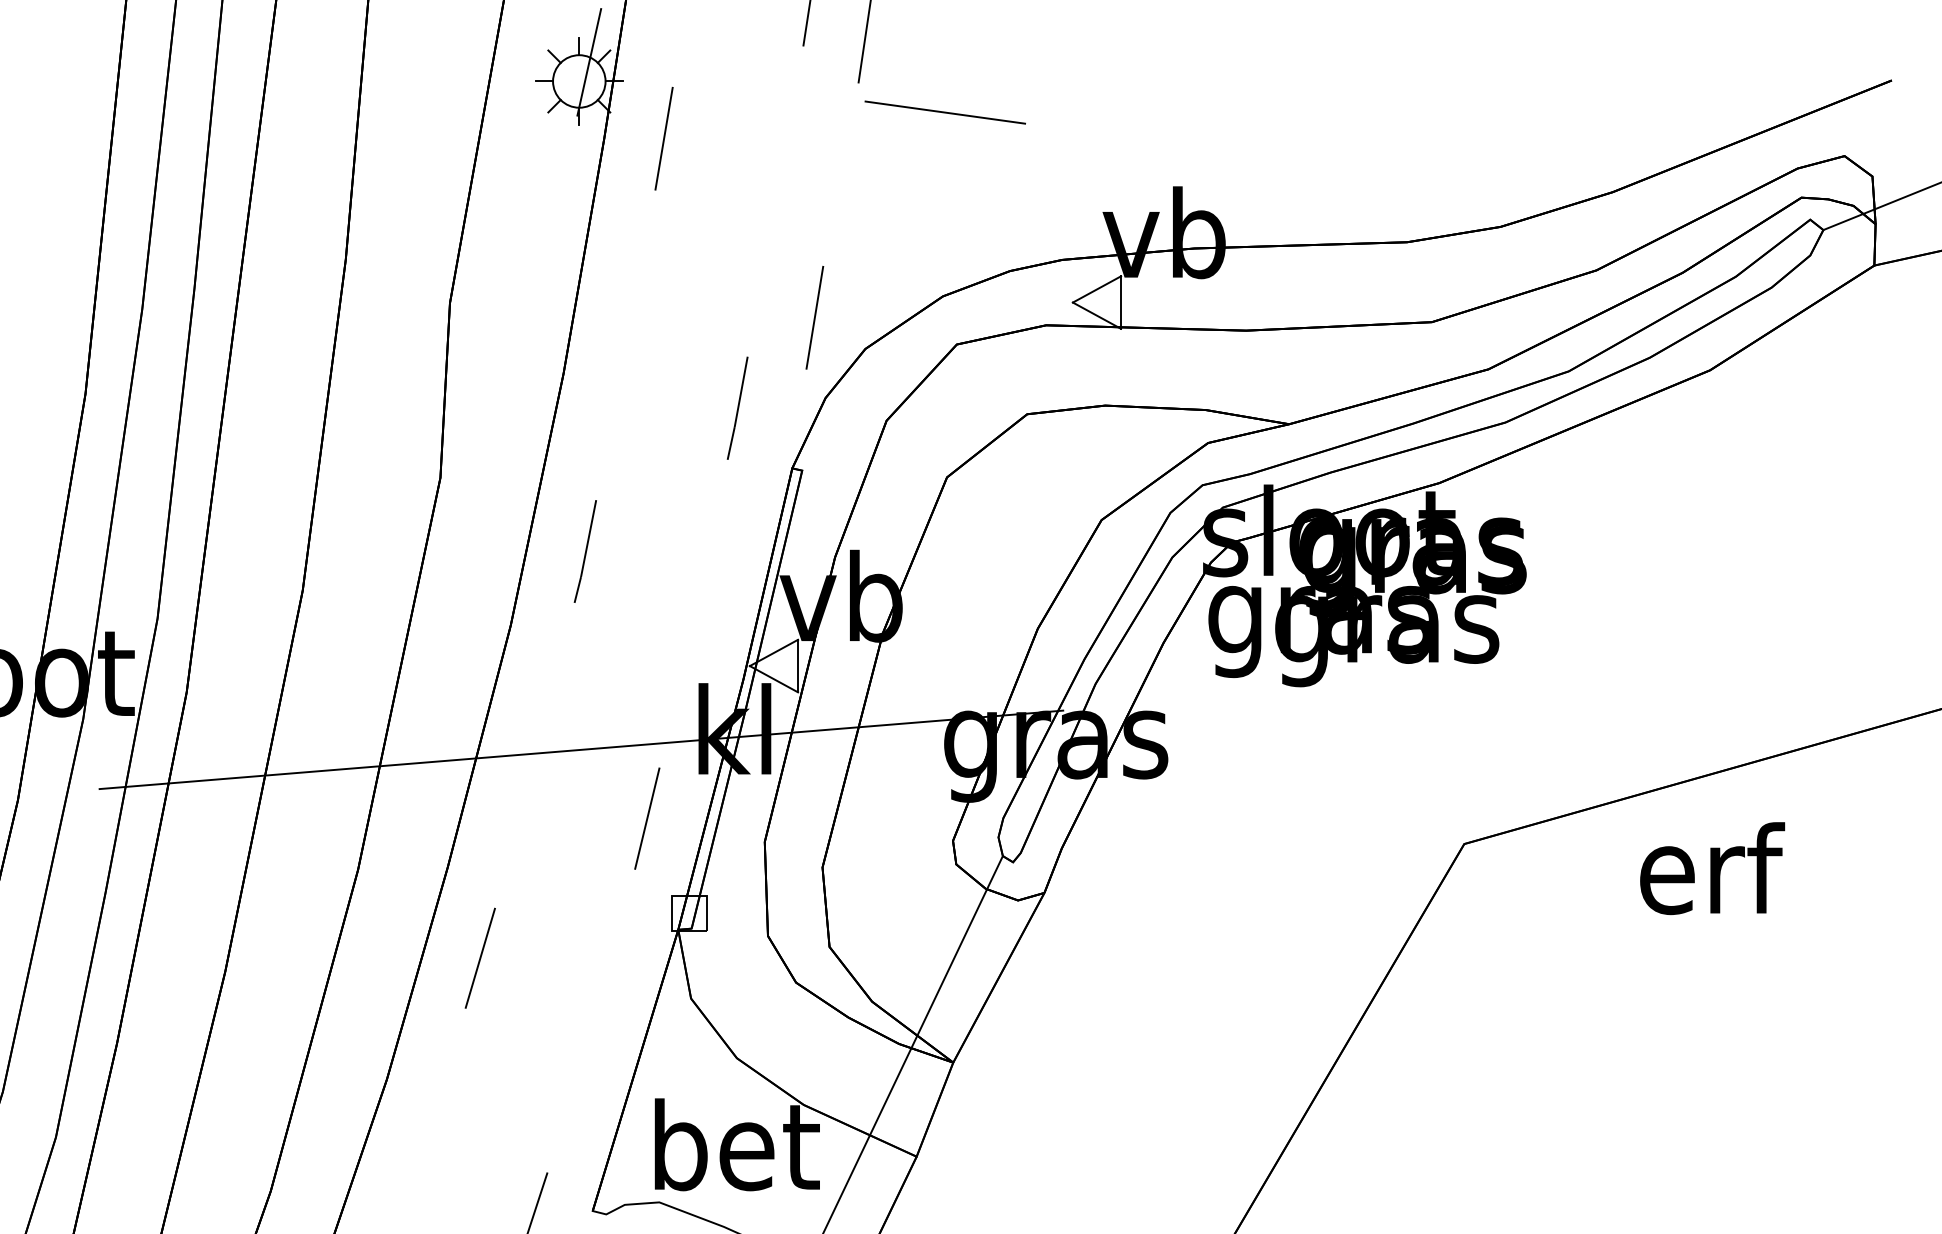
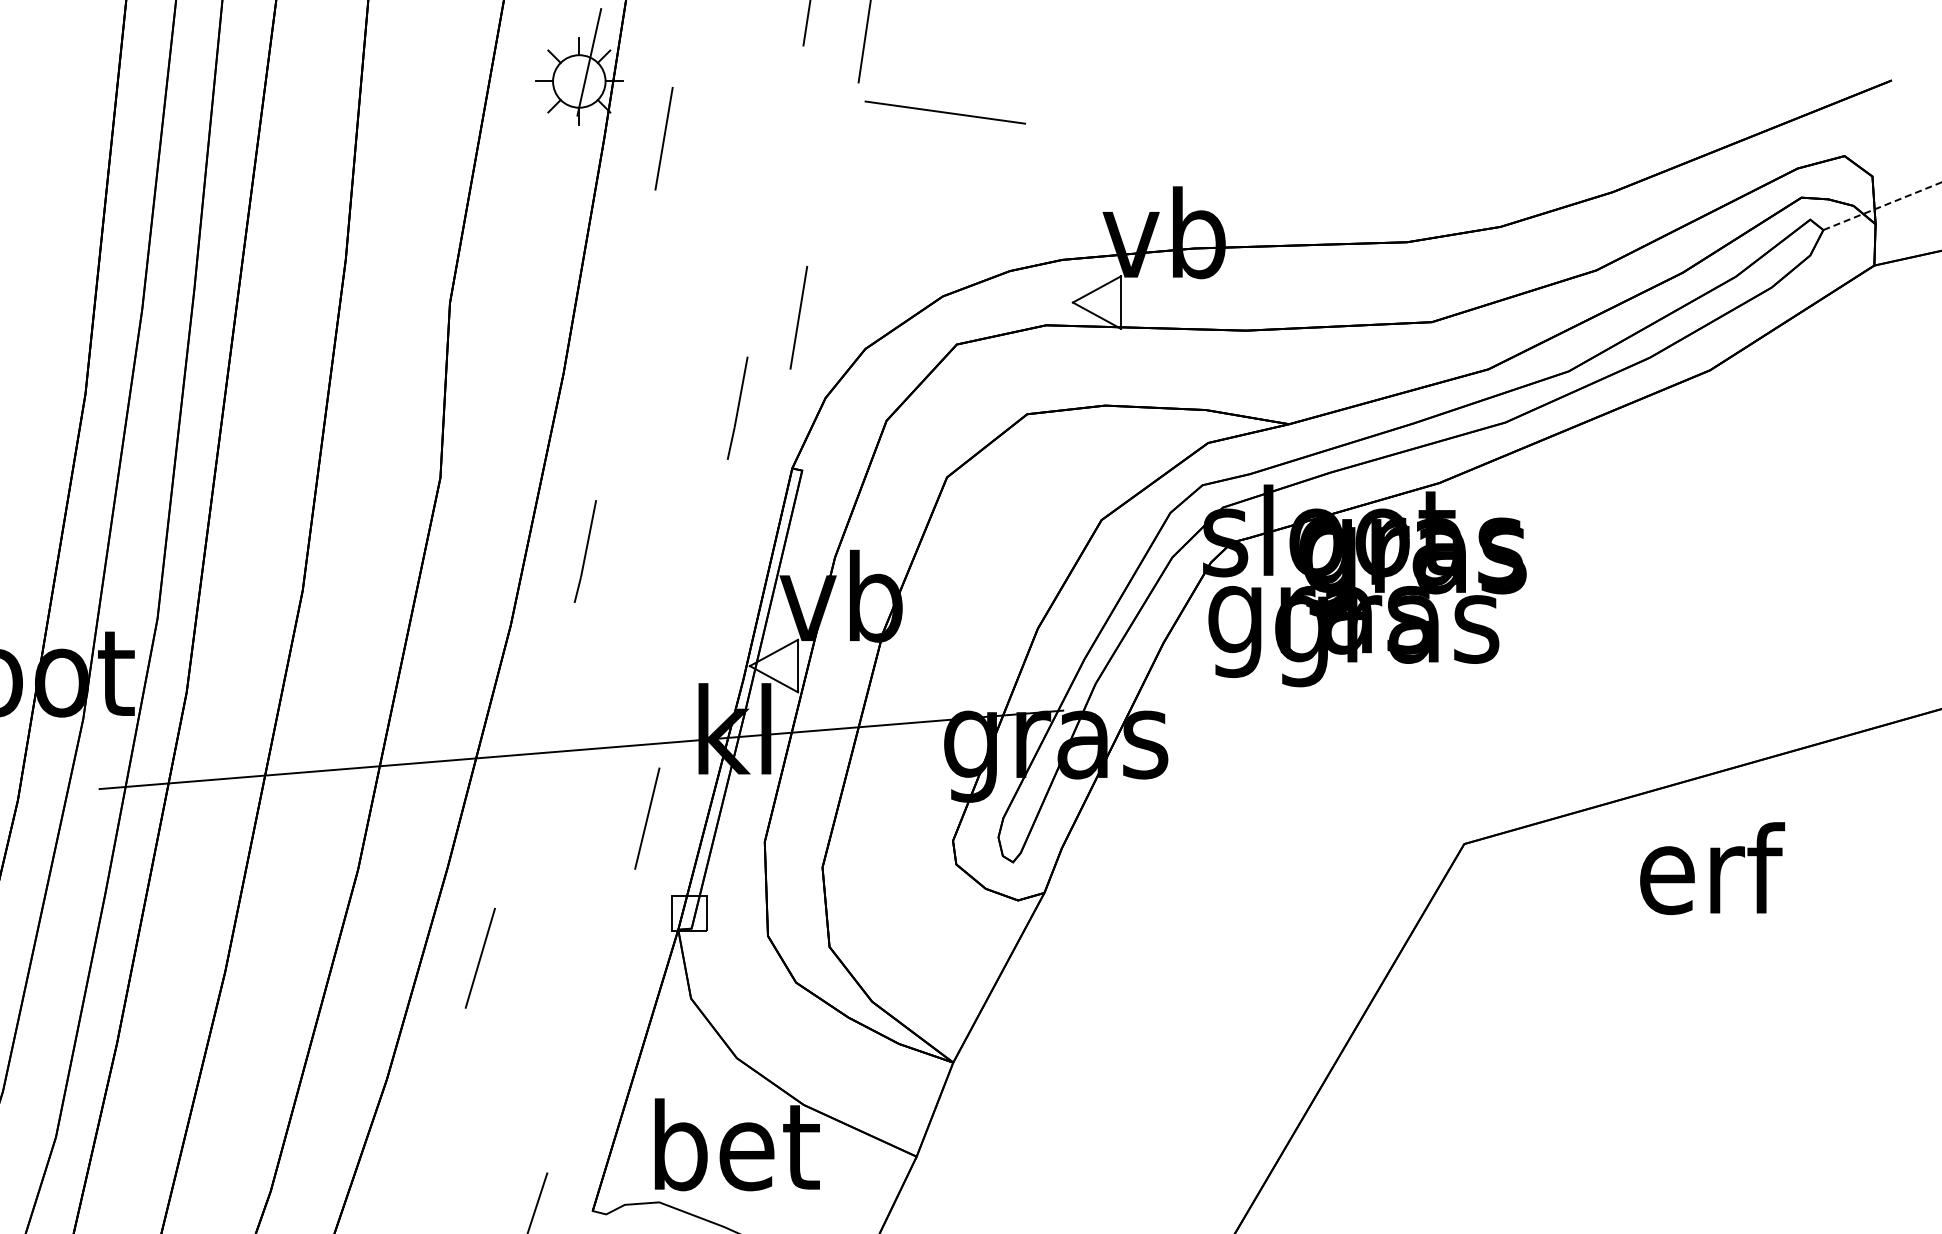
line: solid -> dashed (1882, 206)
line position: (814, 317) -> (798, 317) (798, 317)
line: present -> none (913, 1043)
